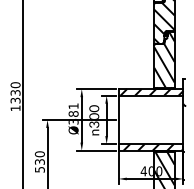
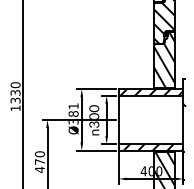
text: 530 -> 470 (39, 165)
